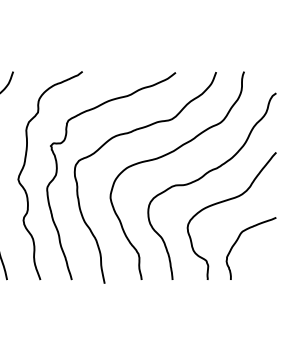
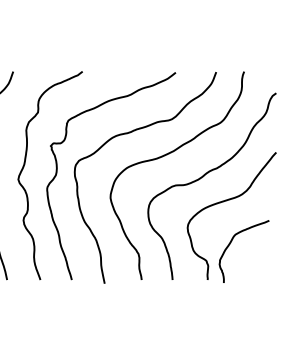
curve position: (237, 241) -> (230, 244) (230, 244)
